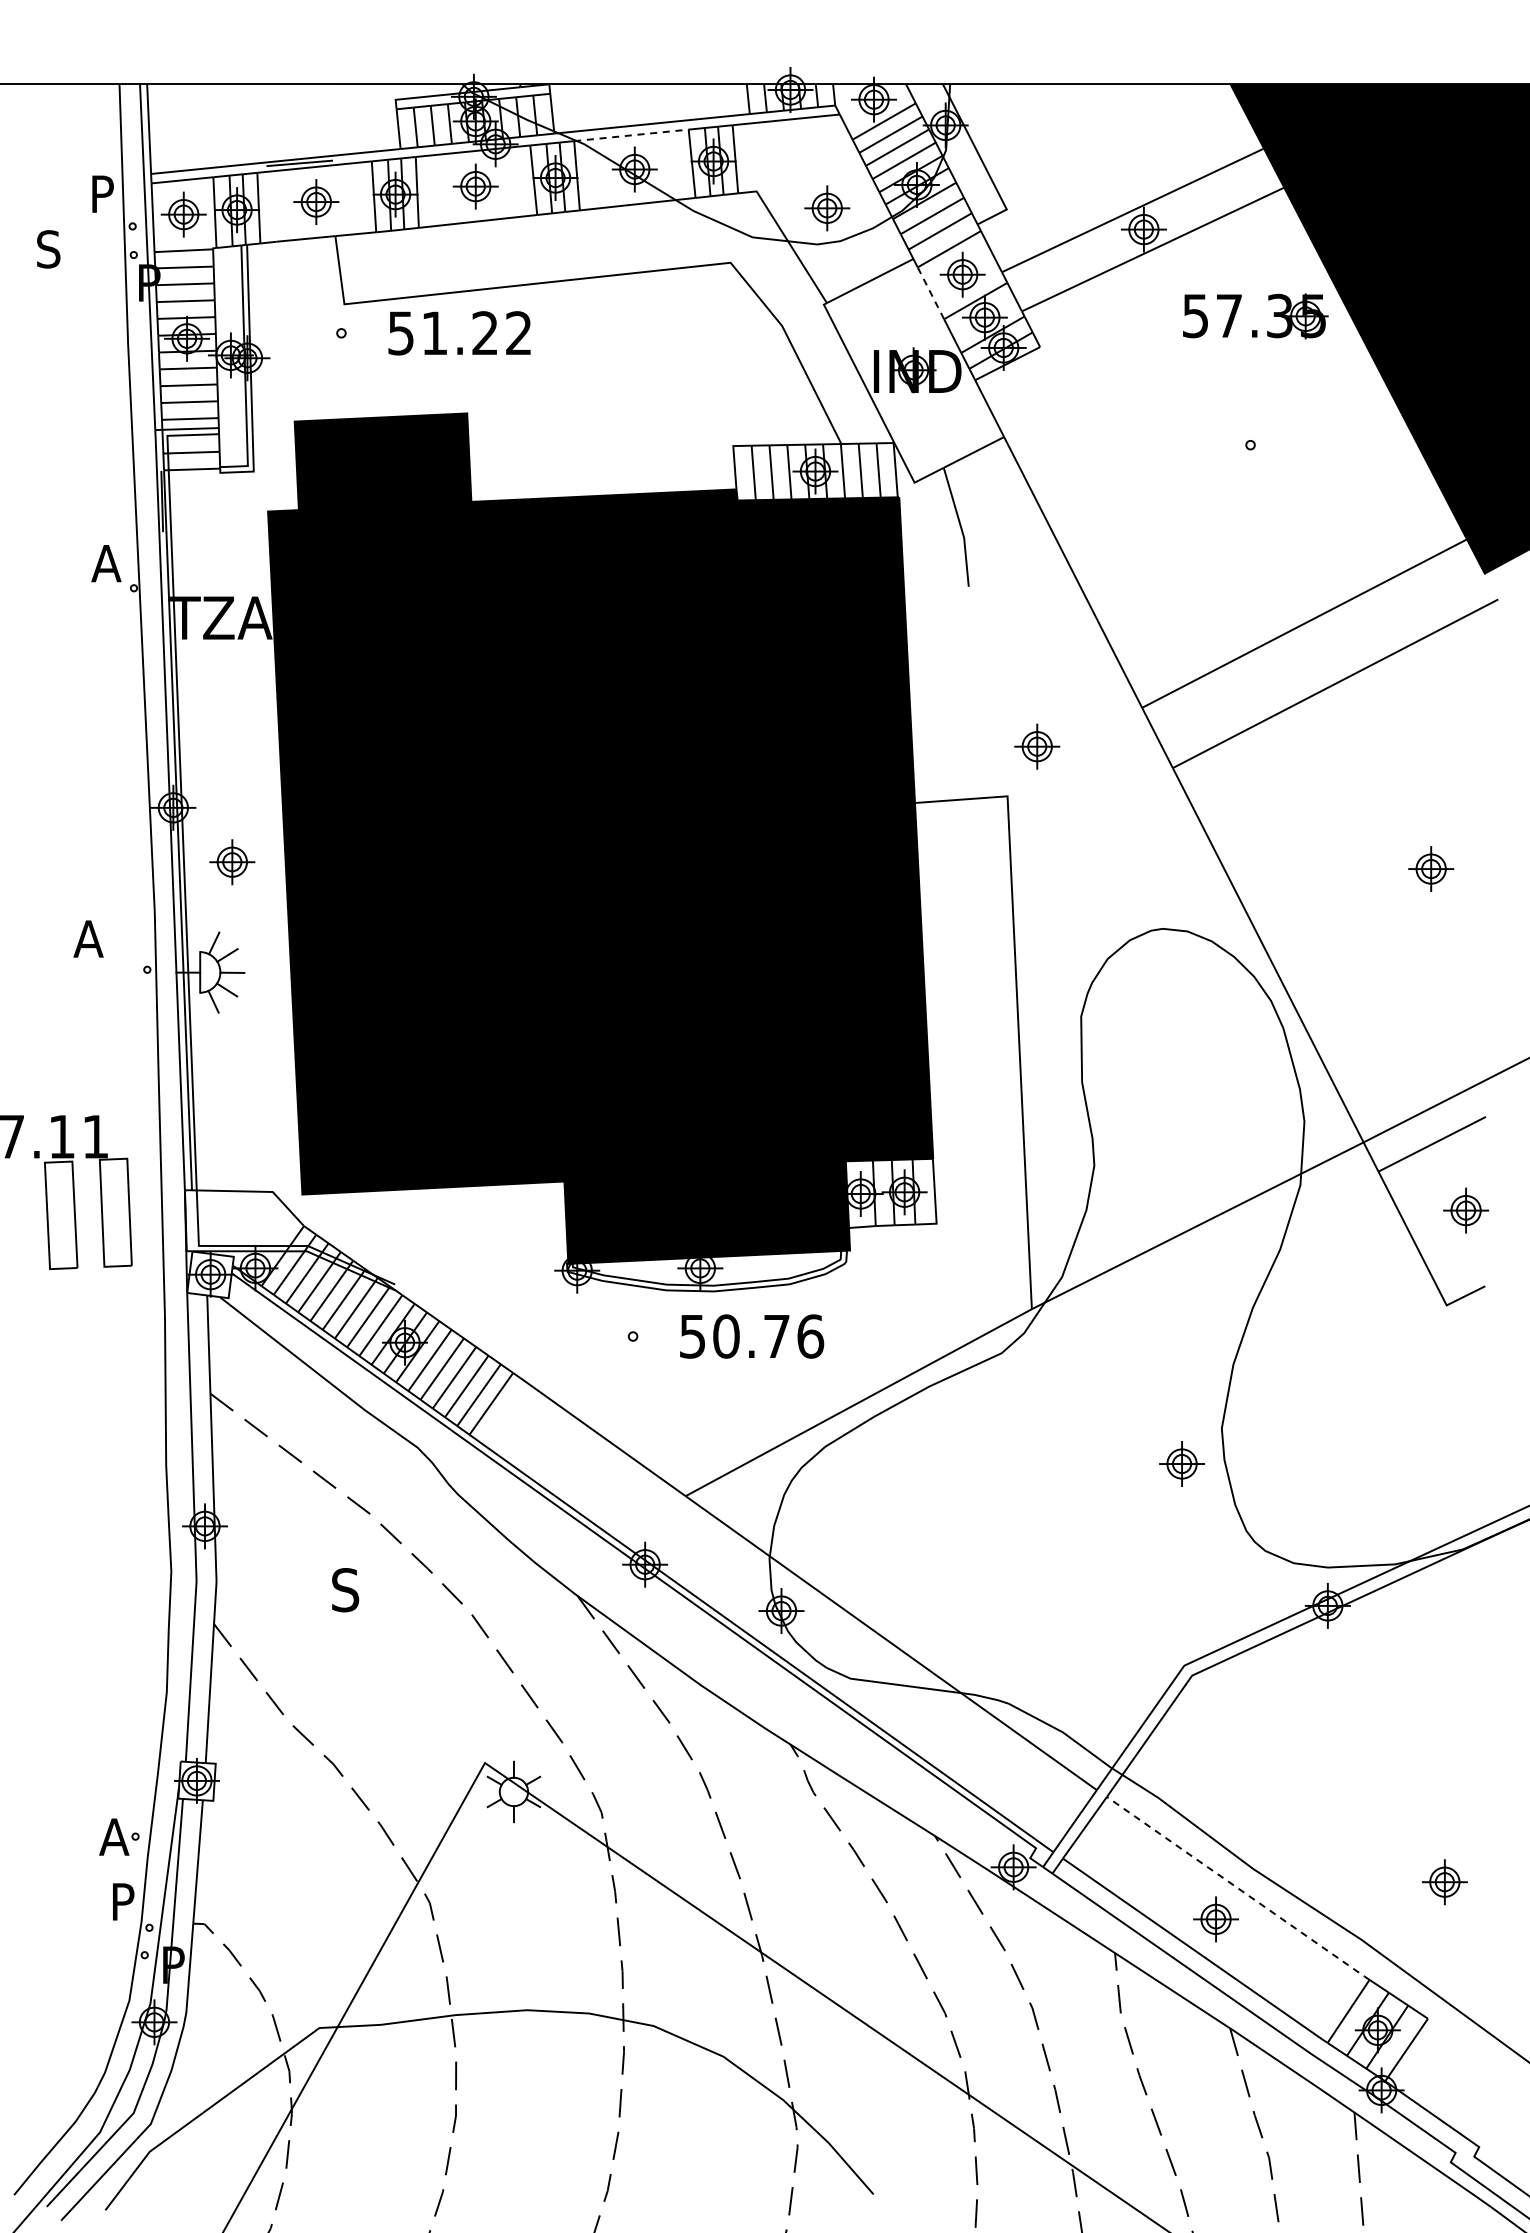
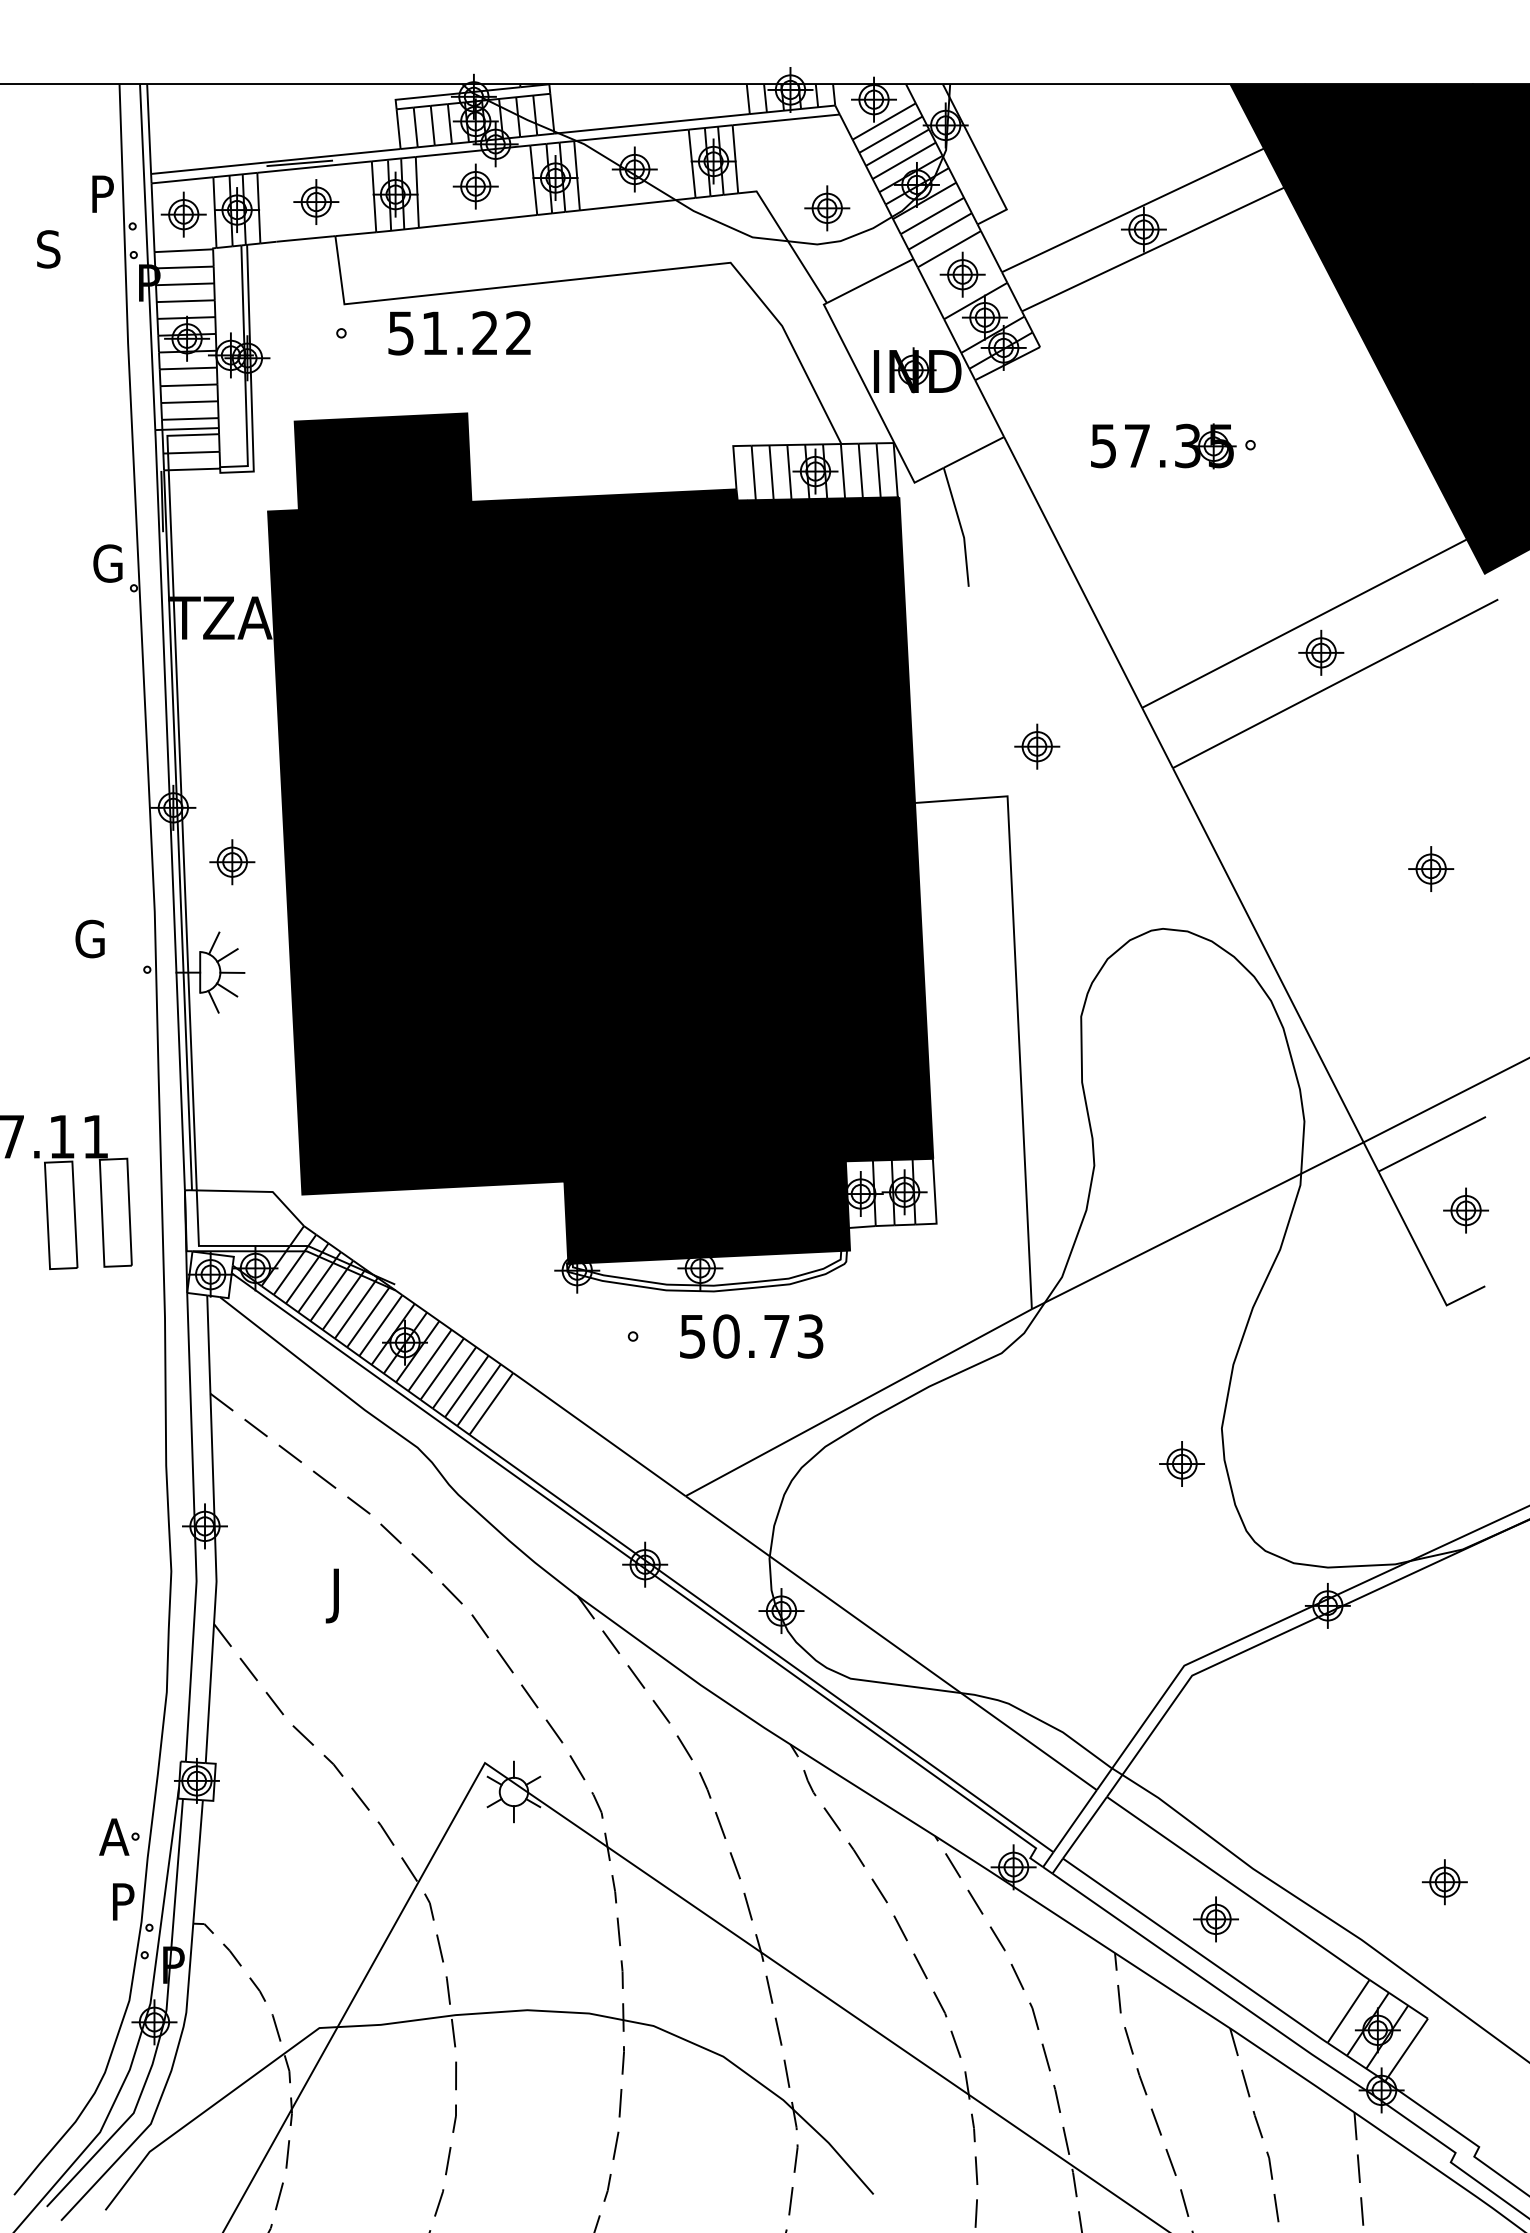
line: dashed -> solid (631, 135)
line: dashed -> solid (930, 292)
part position: (1255, 330) -> (1163, 460) (1163, 460)
text: A -> G (106, 563)
part: none -> present (1321, 652)
text: A -> G (88, 938)
text: 50.76 -> 50.73 (810, 1336)
text: S -> J (342, 1595)
line: dashed -> solid (1238, 1888)
